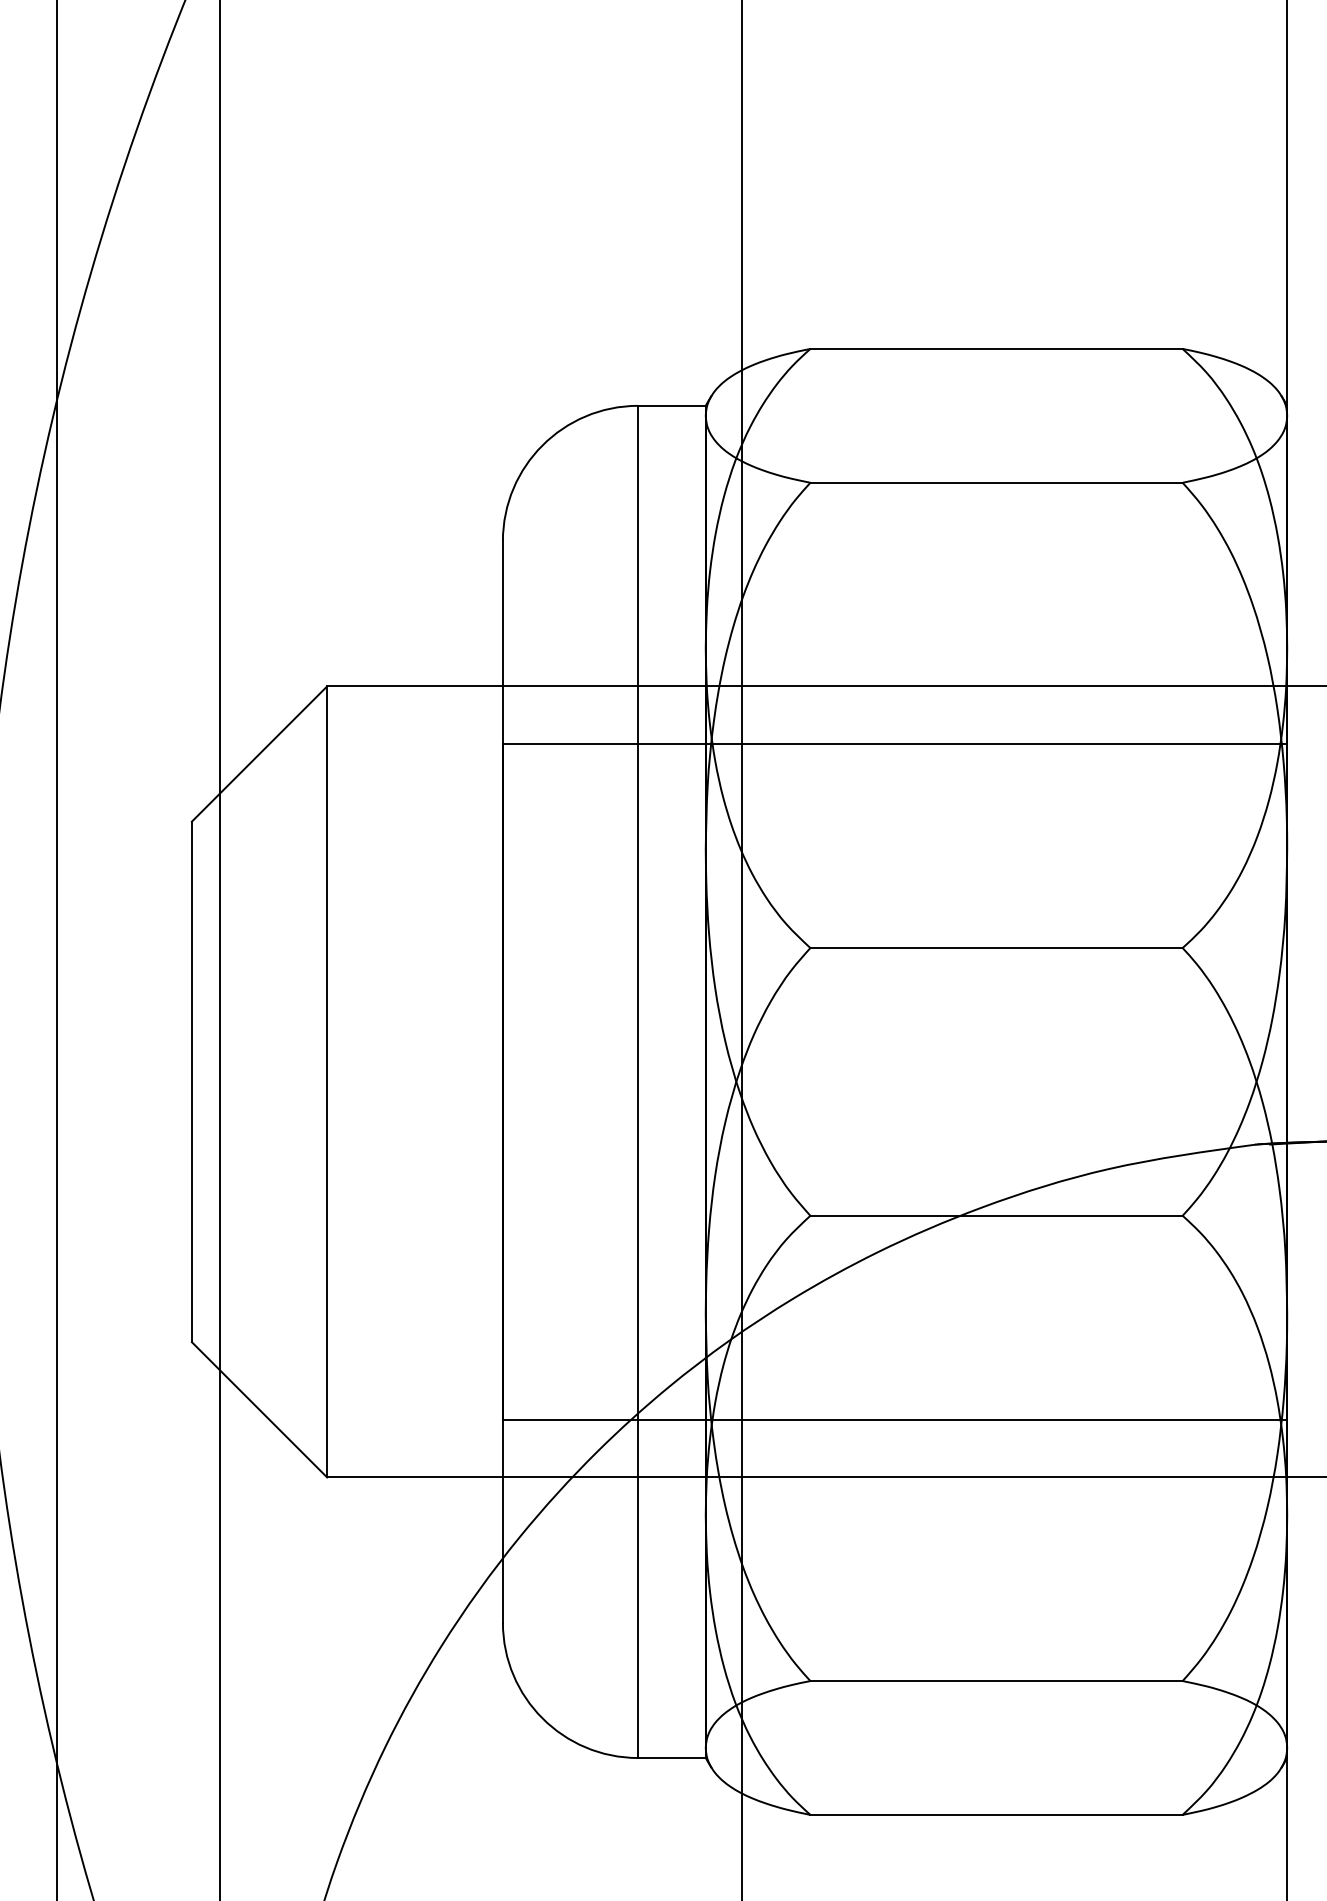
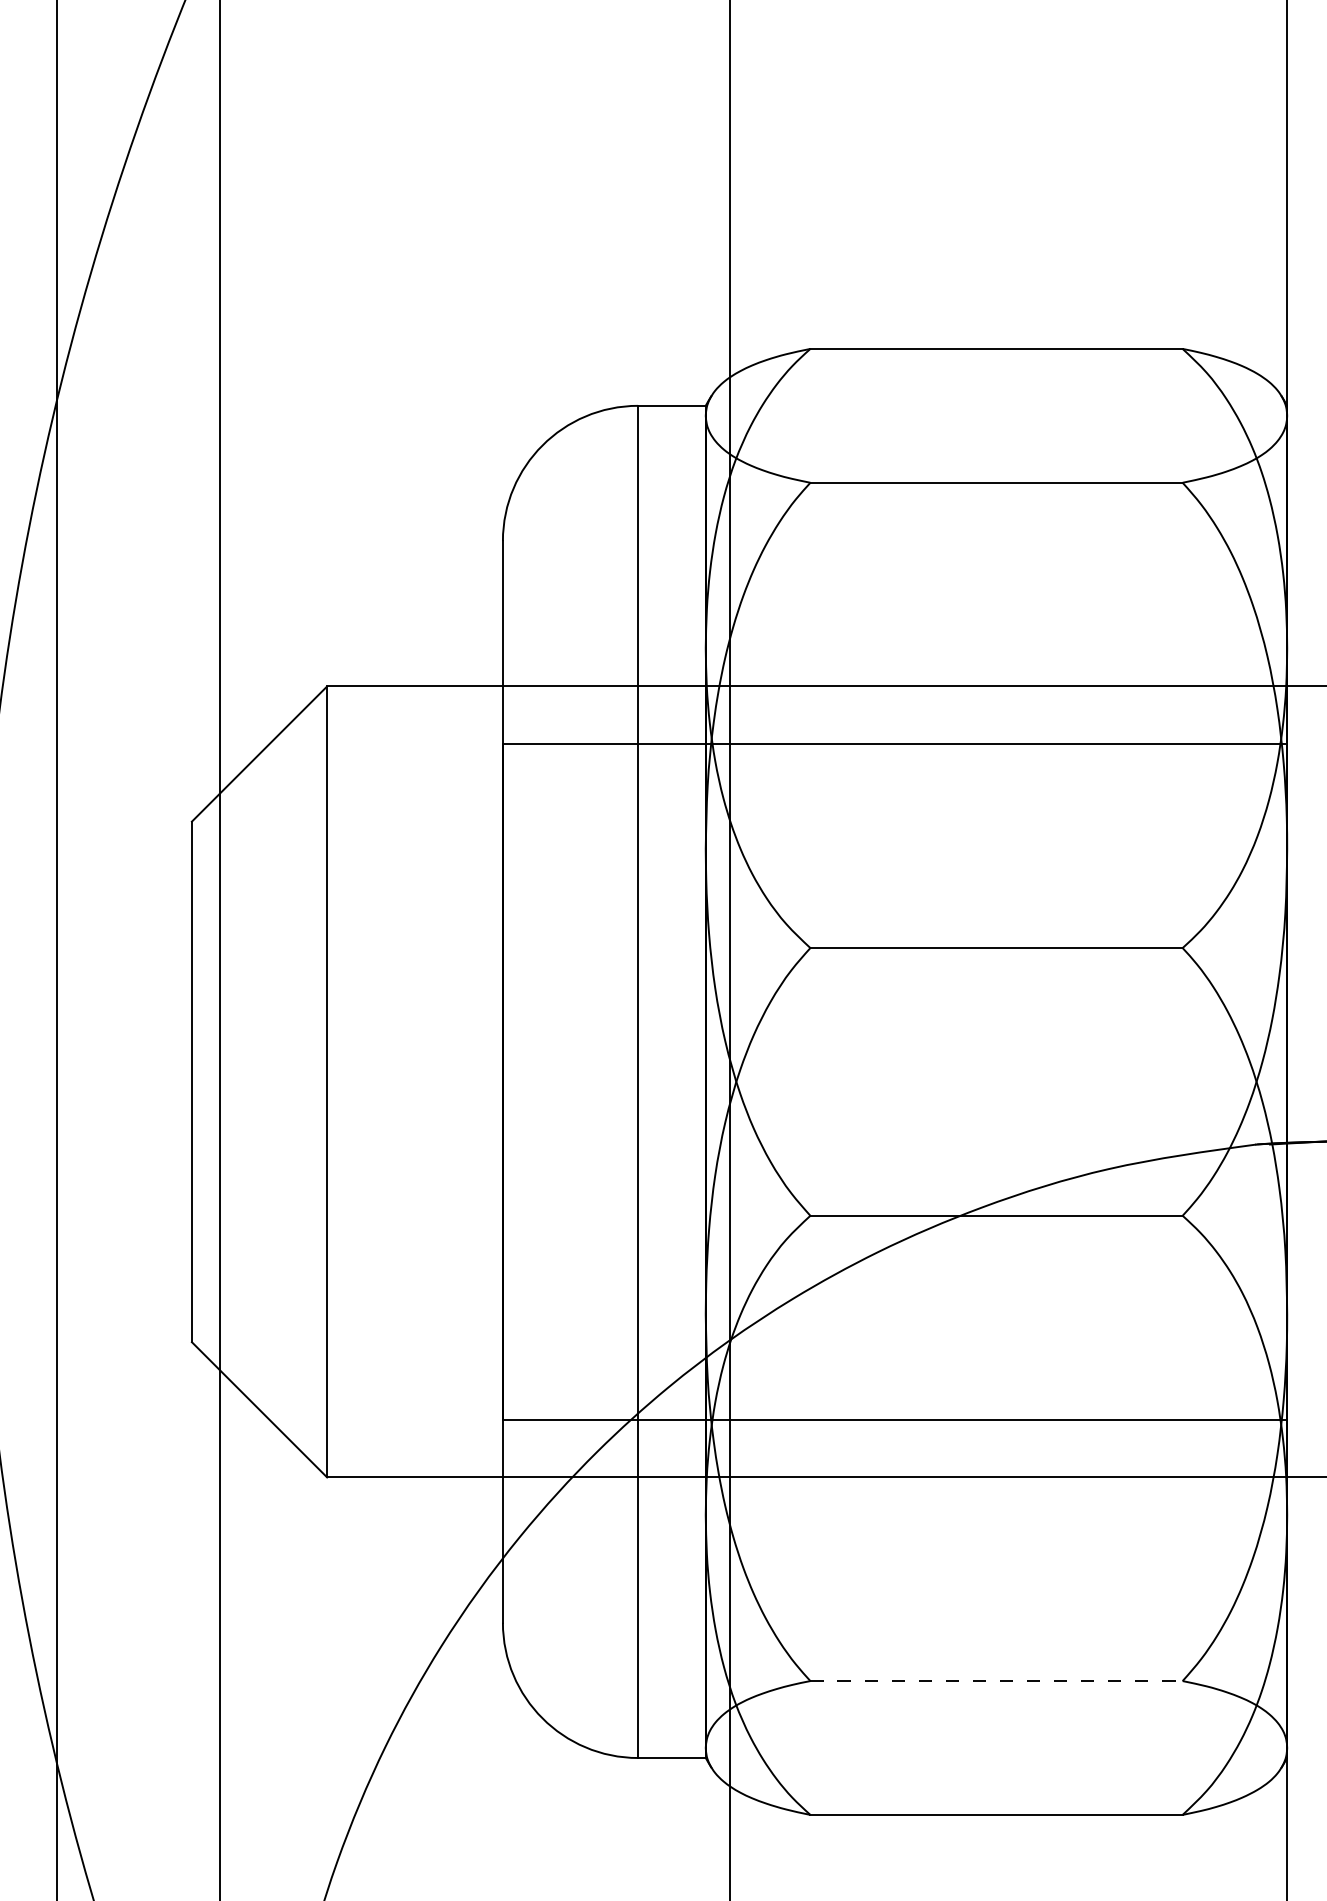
line position: (742, 949) -> (730, 949) (730, 949)
line: solid -> dashed (997, 1681)
